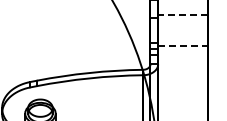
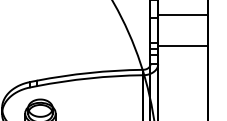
line: dashed -> solid (183, 15)
line: dashed -> solid (183, 45)
